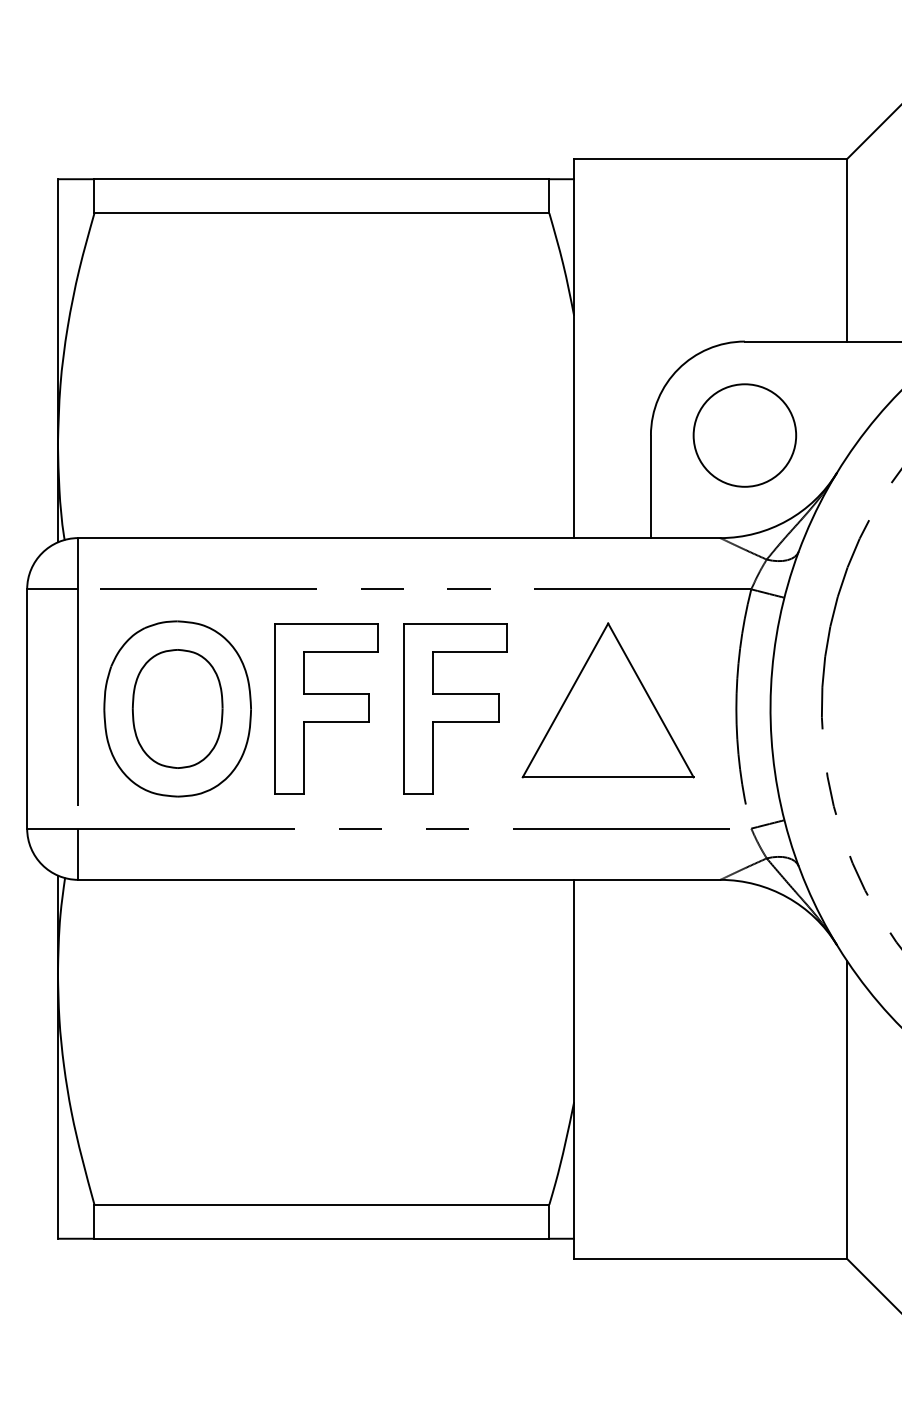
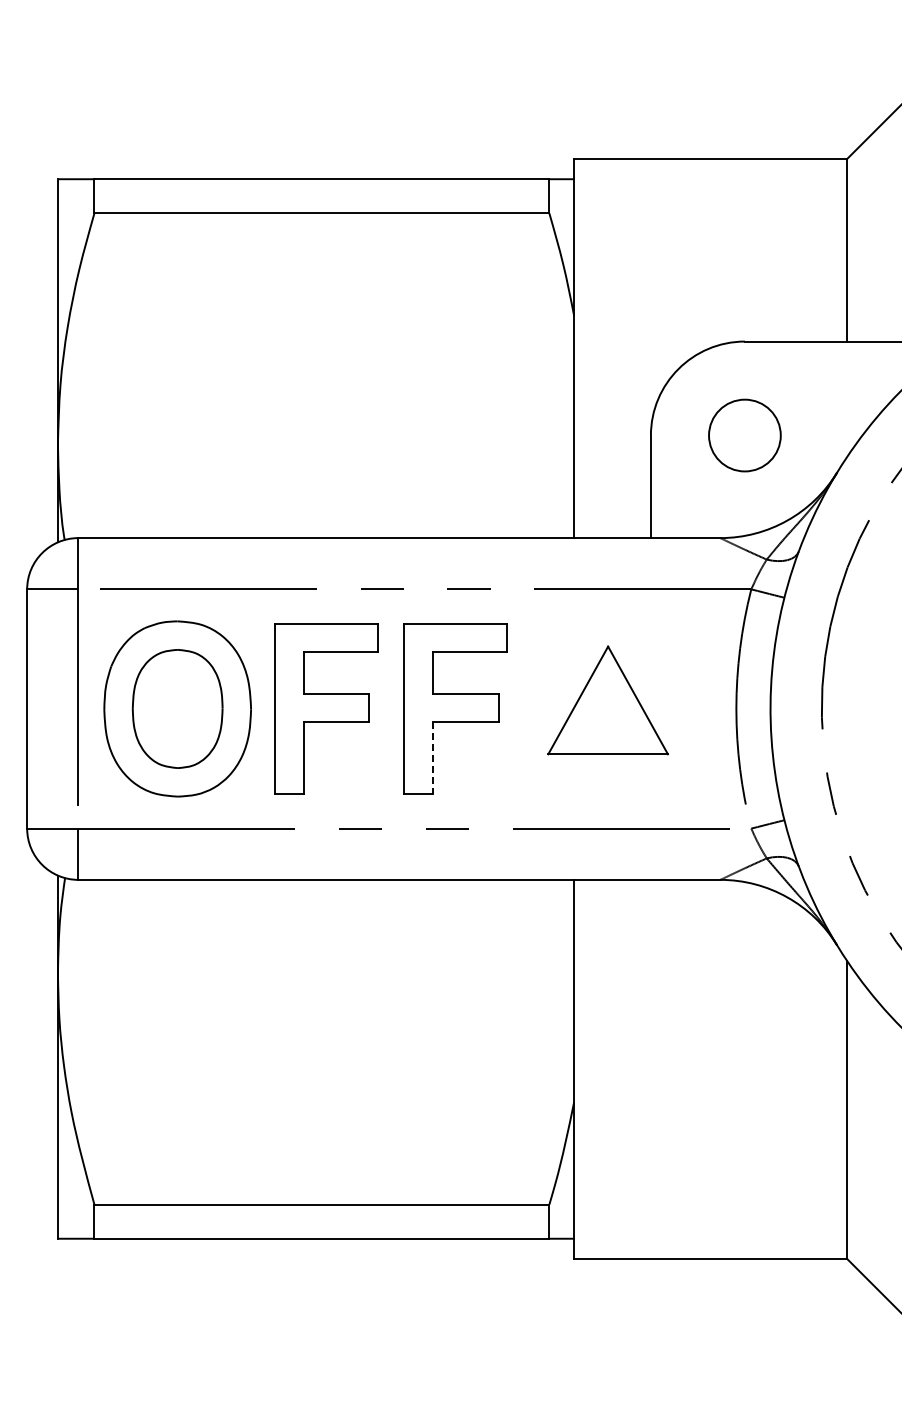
circle diameter: 103 px -> 72 px (744, 435)
part size: 174x157 px -> 122x111 px (607, 700)
line: solid -> dashed (432, 758)
